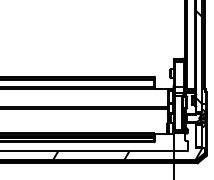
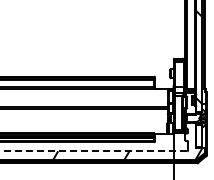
line: solid -> dashed (93, 151)
